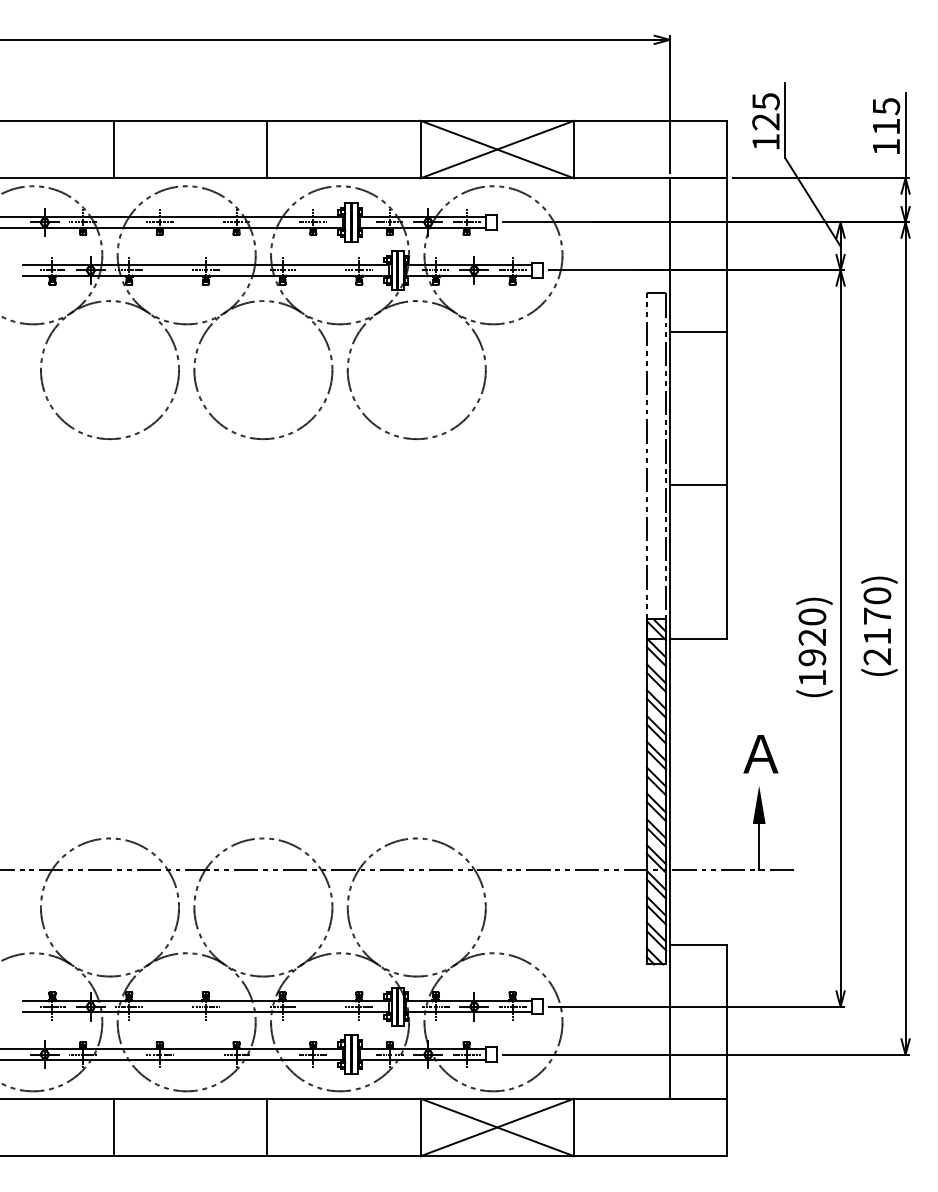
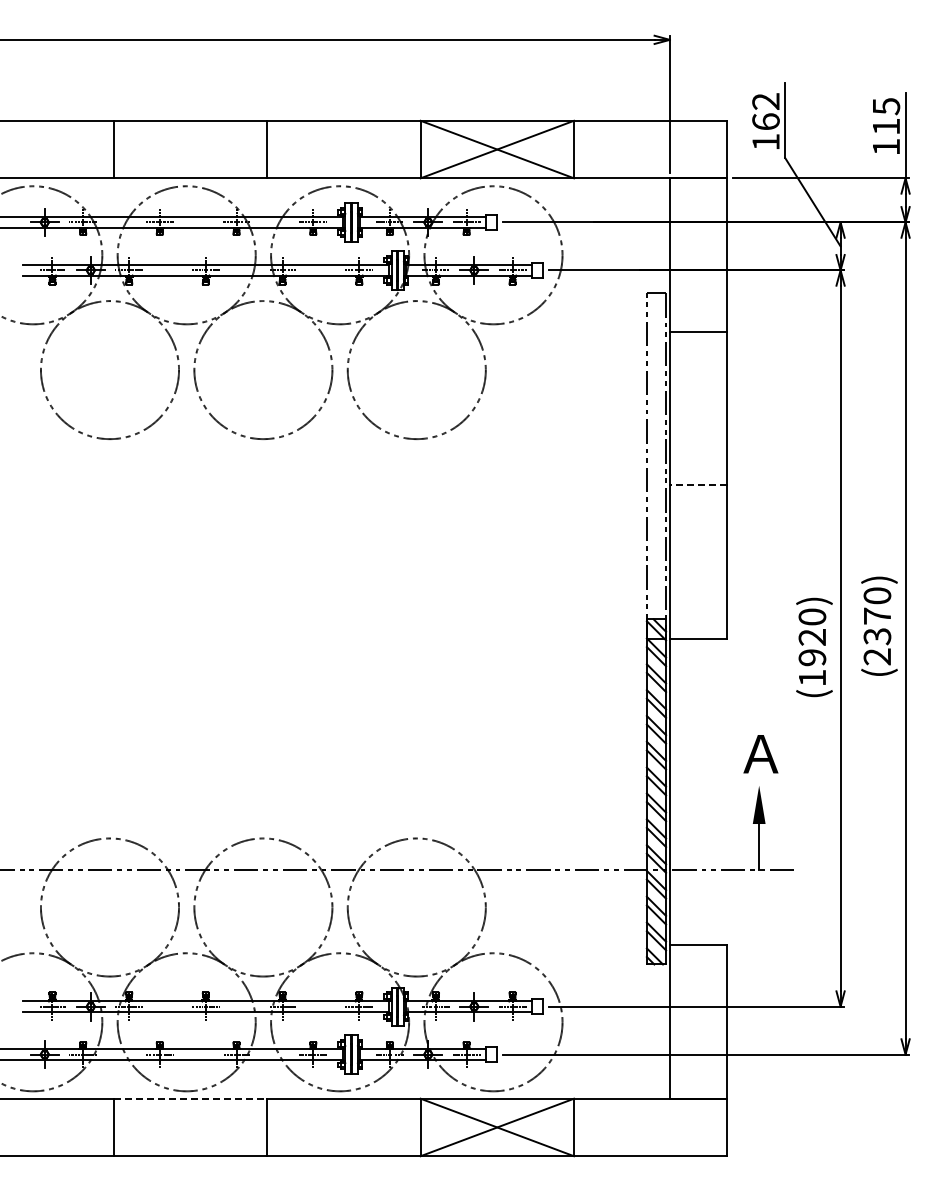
text: 125 -> 162 (765, 111)
line: solid -> dashed (698, 485)
text: (2170) -> (2370) (877, 636)
line: solid -> dashed (190, 1098)
